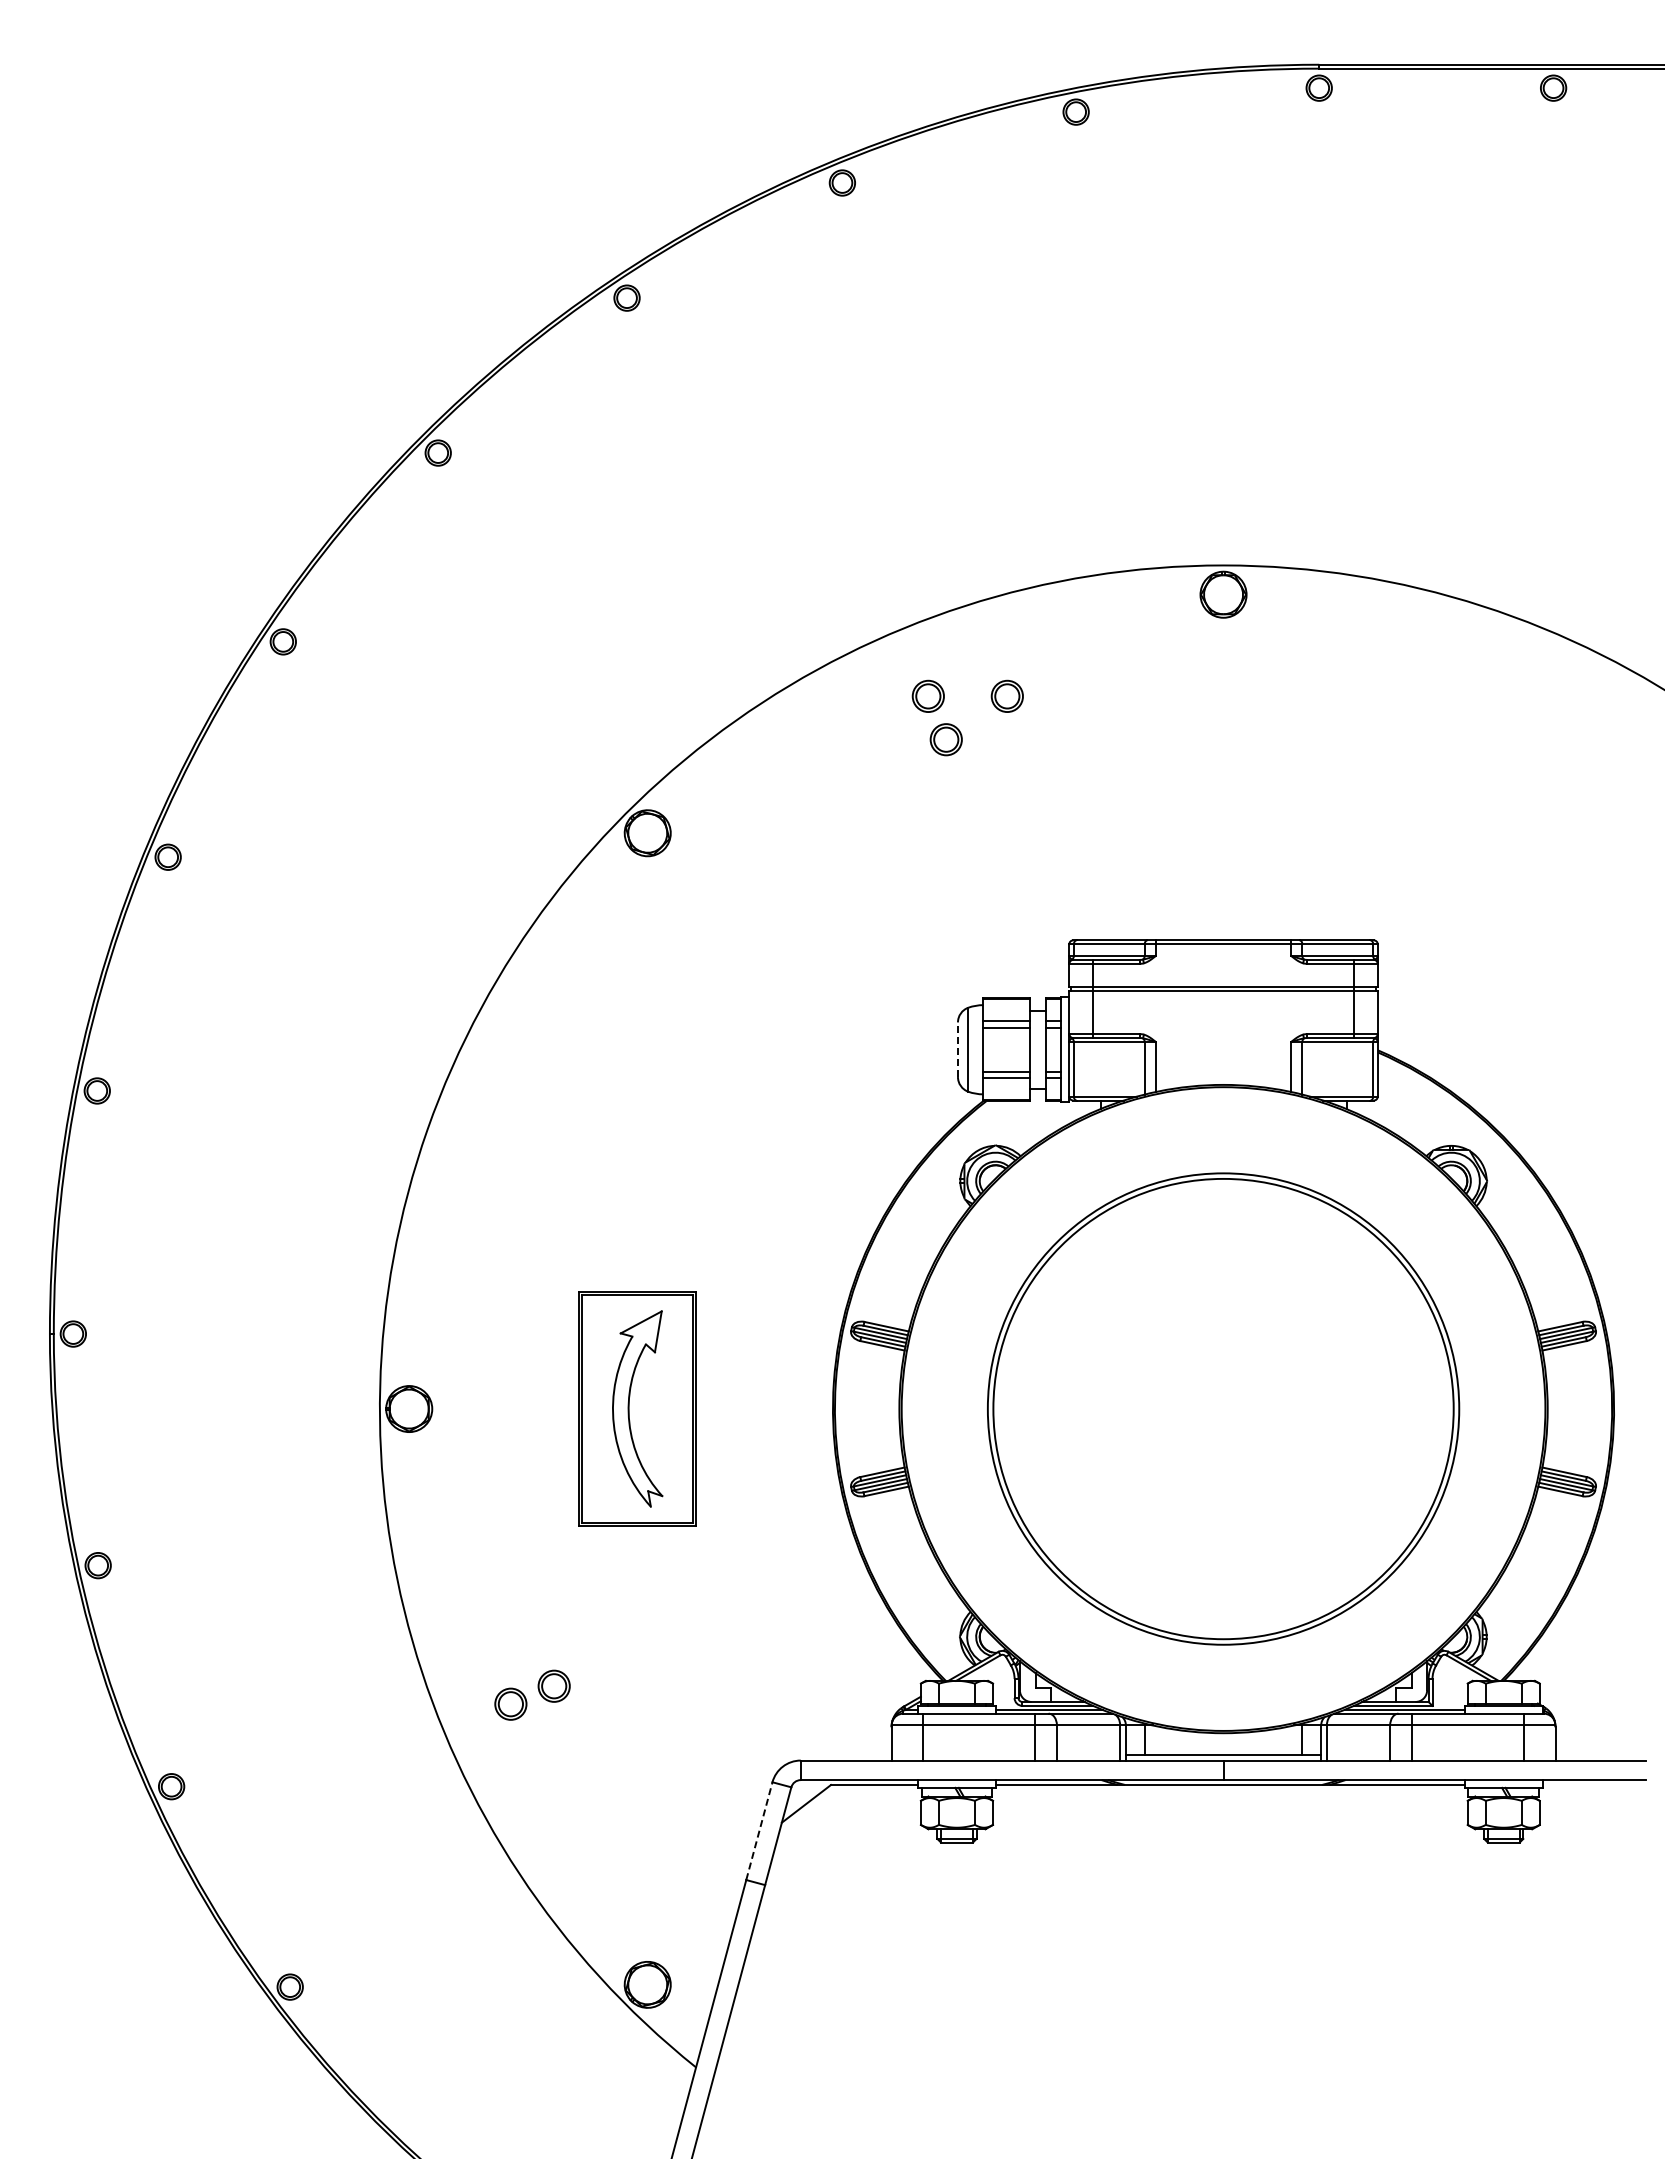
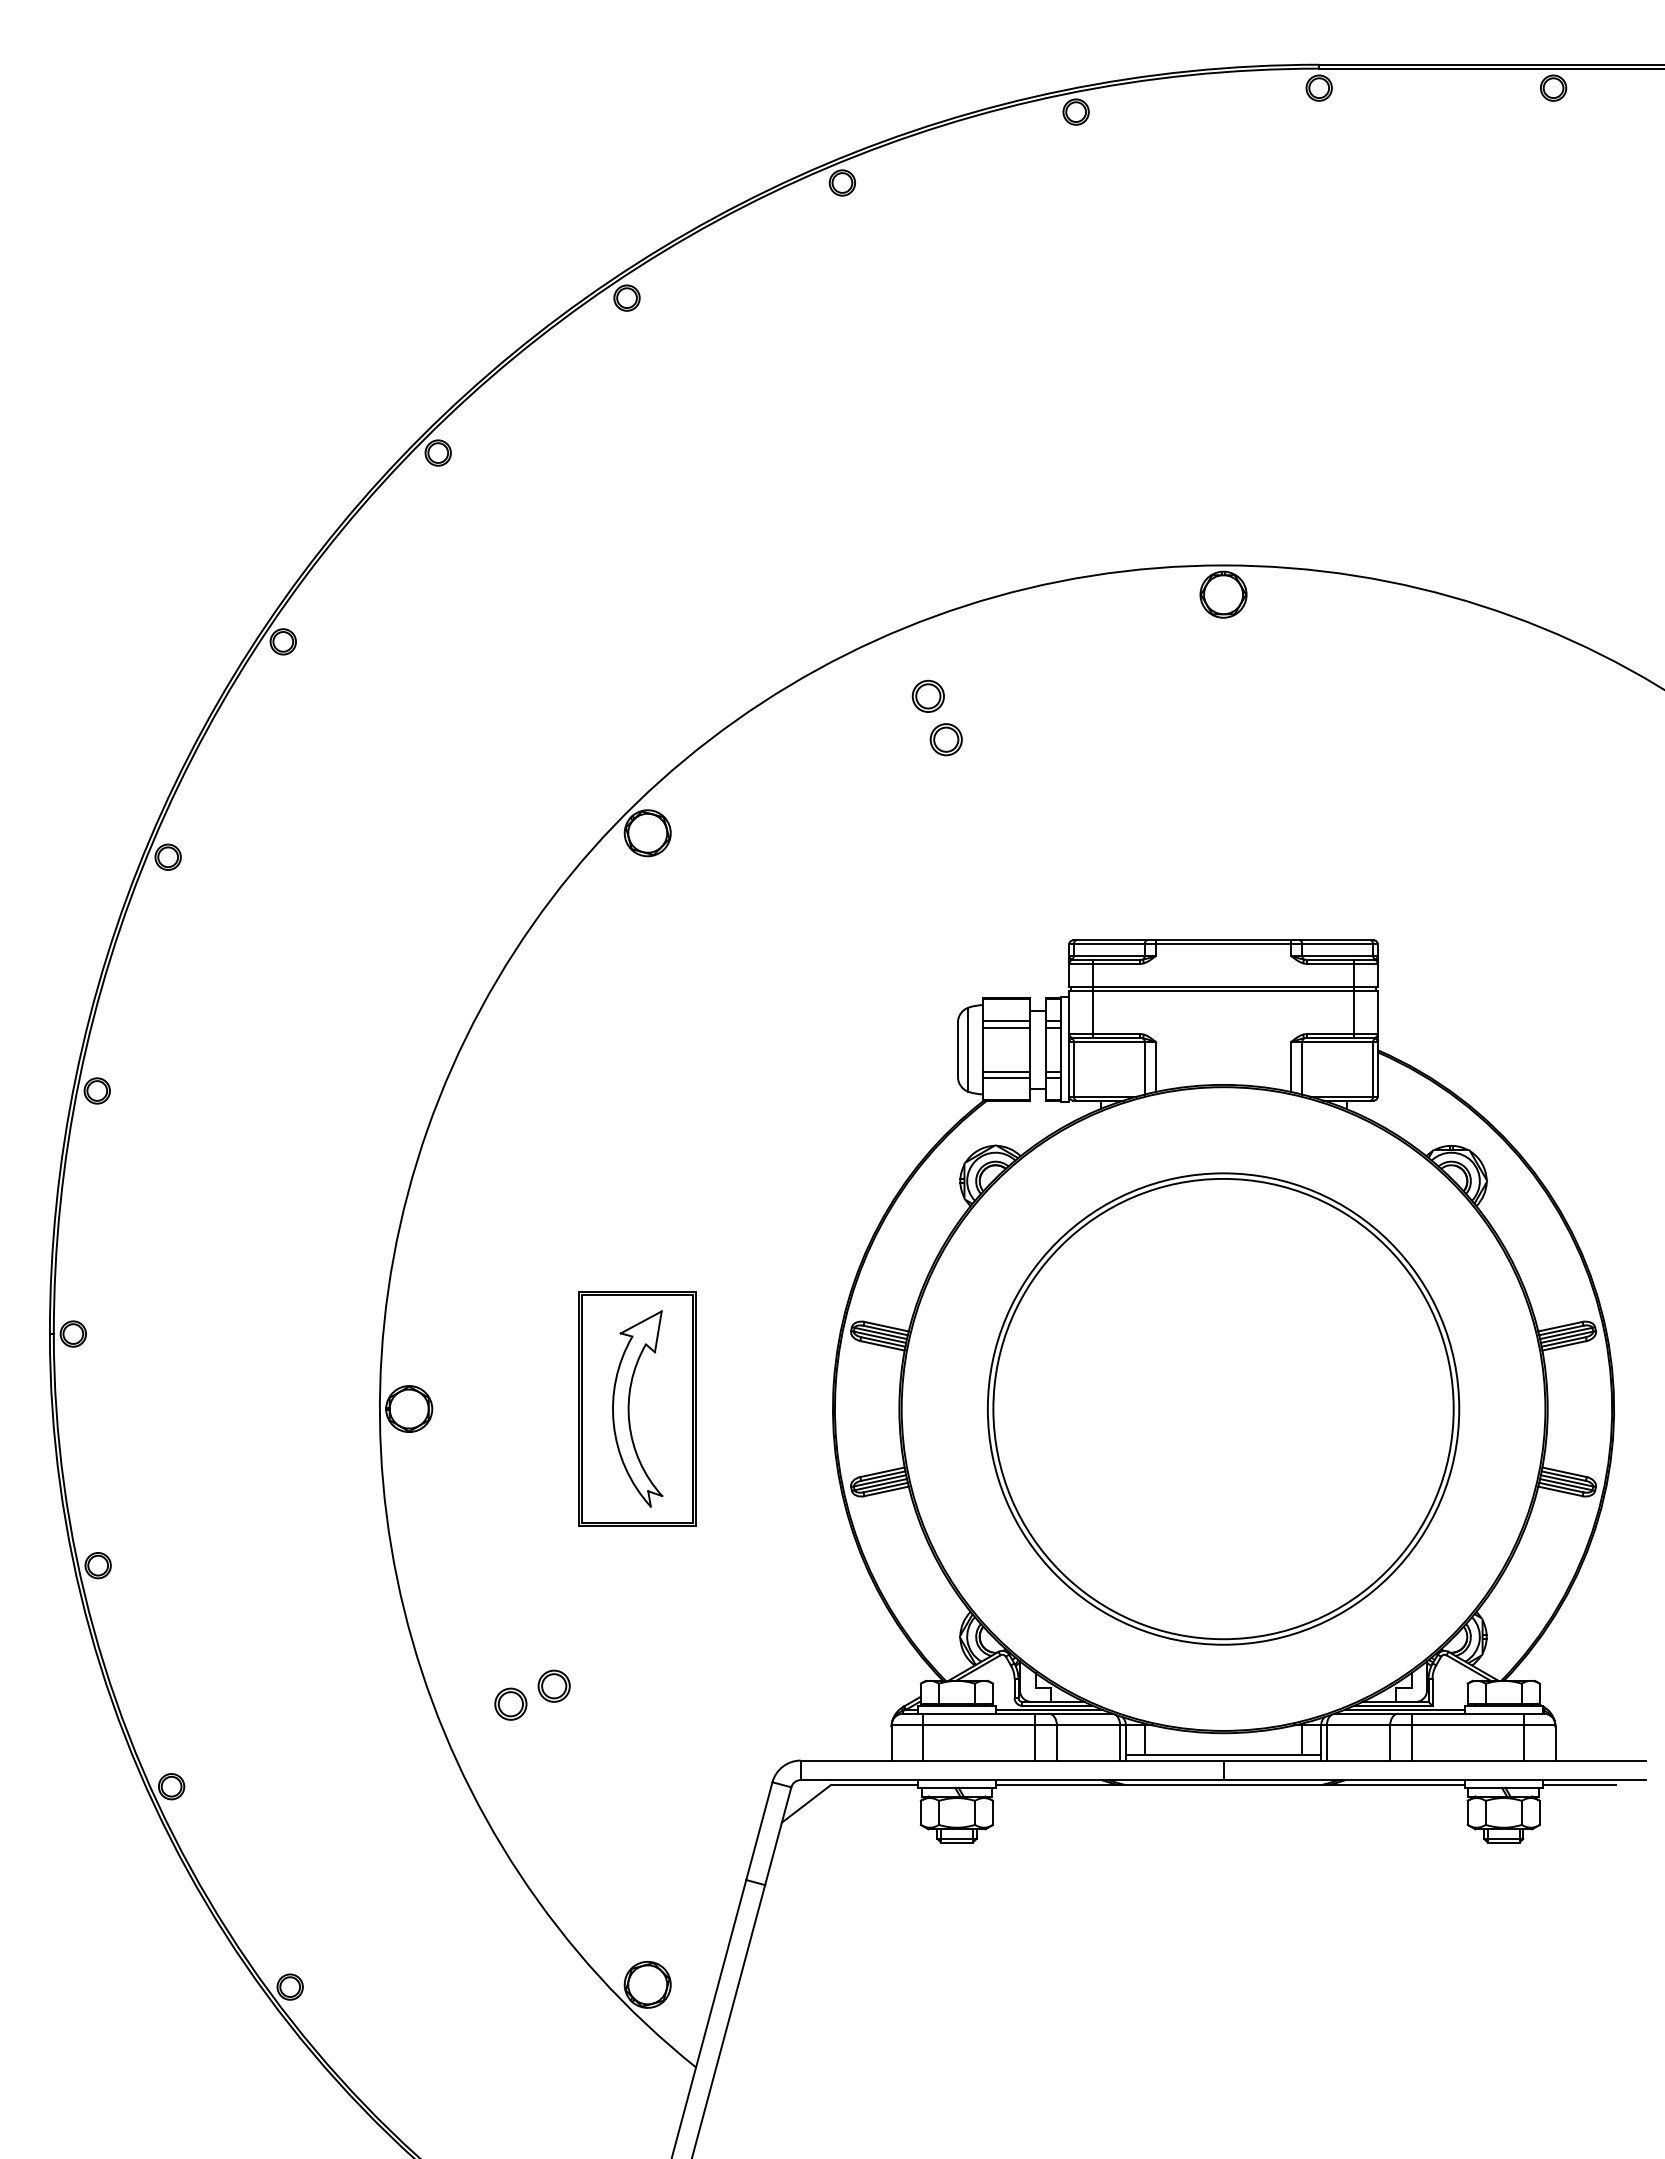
part: present -> none (1006, 695)
line: dashed -> solid (957, 1049)
line: none -> present (1579, 1784)
line: dashed -> solid (759, 1831)
